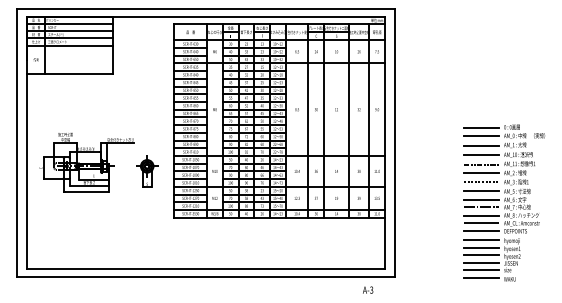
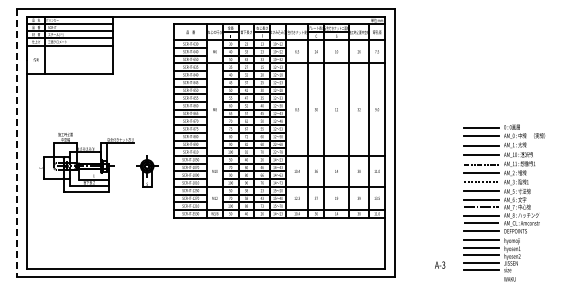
line: solid -> dashed (16, 142)
line: present -> none (481, 277)
text position: (368, 289) -> (440, 264) (440, 264)
